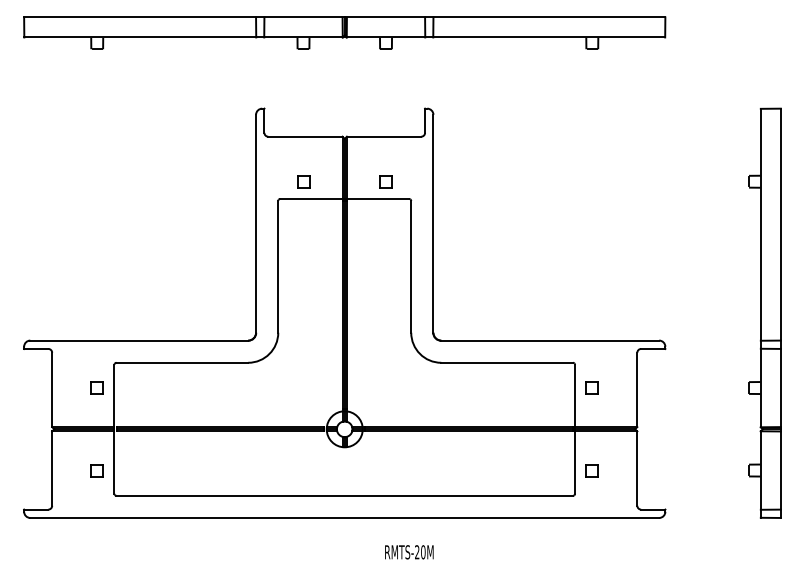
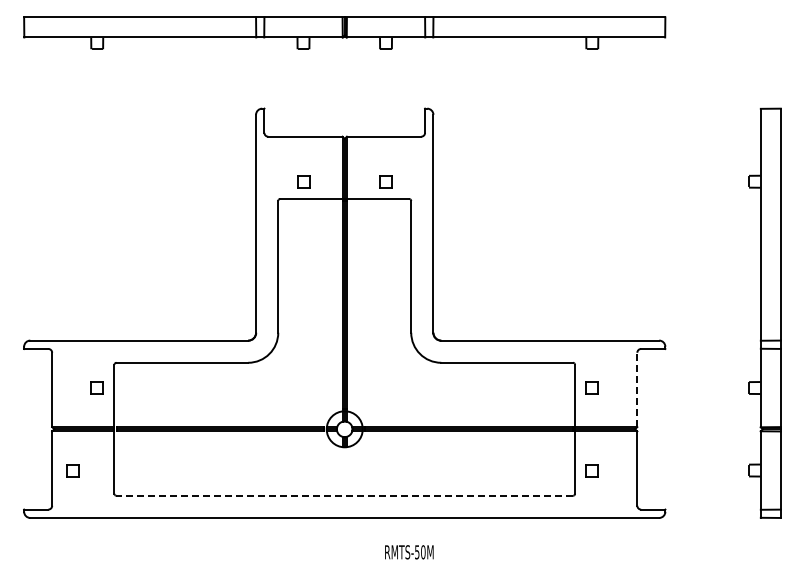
line: solid -> dashed (637, 389)
part position: (96, 470) -> (72, 470) (72, 470)
line: solid -> dashed (344, 495)
text: RMTS-20M -> RMTS-50M (417, 552)
